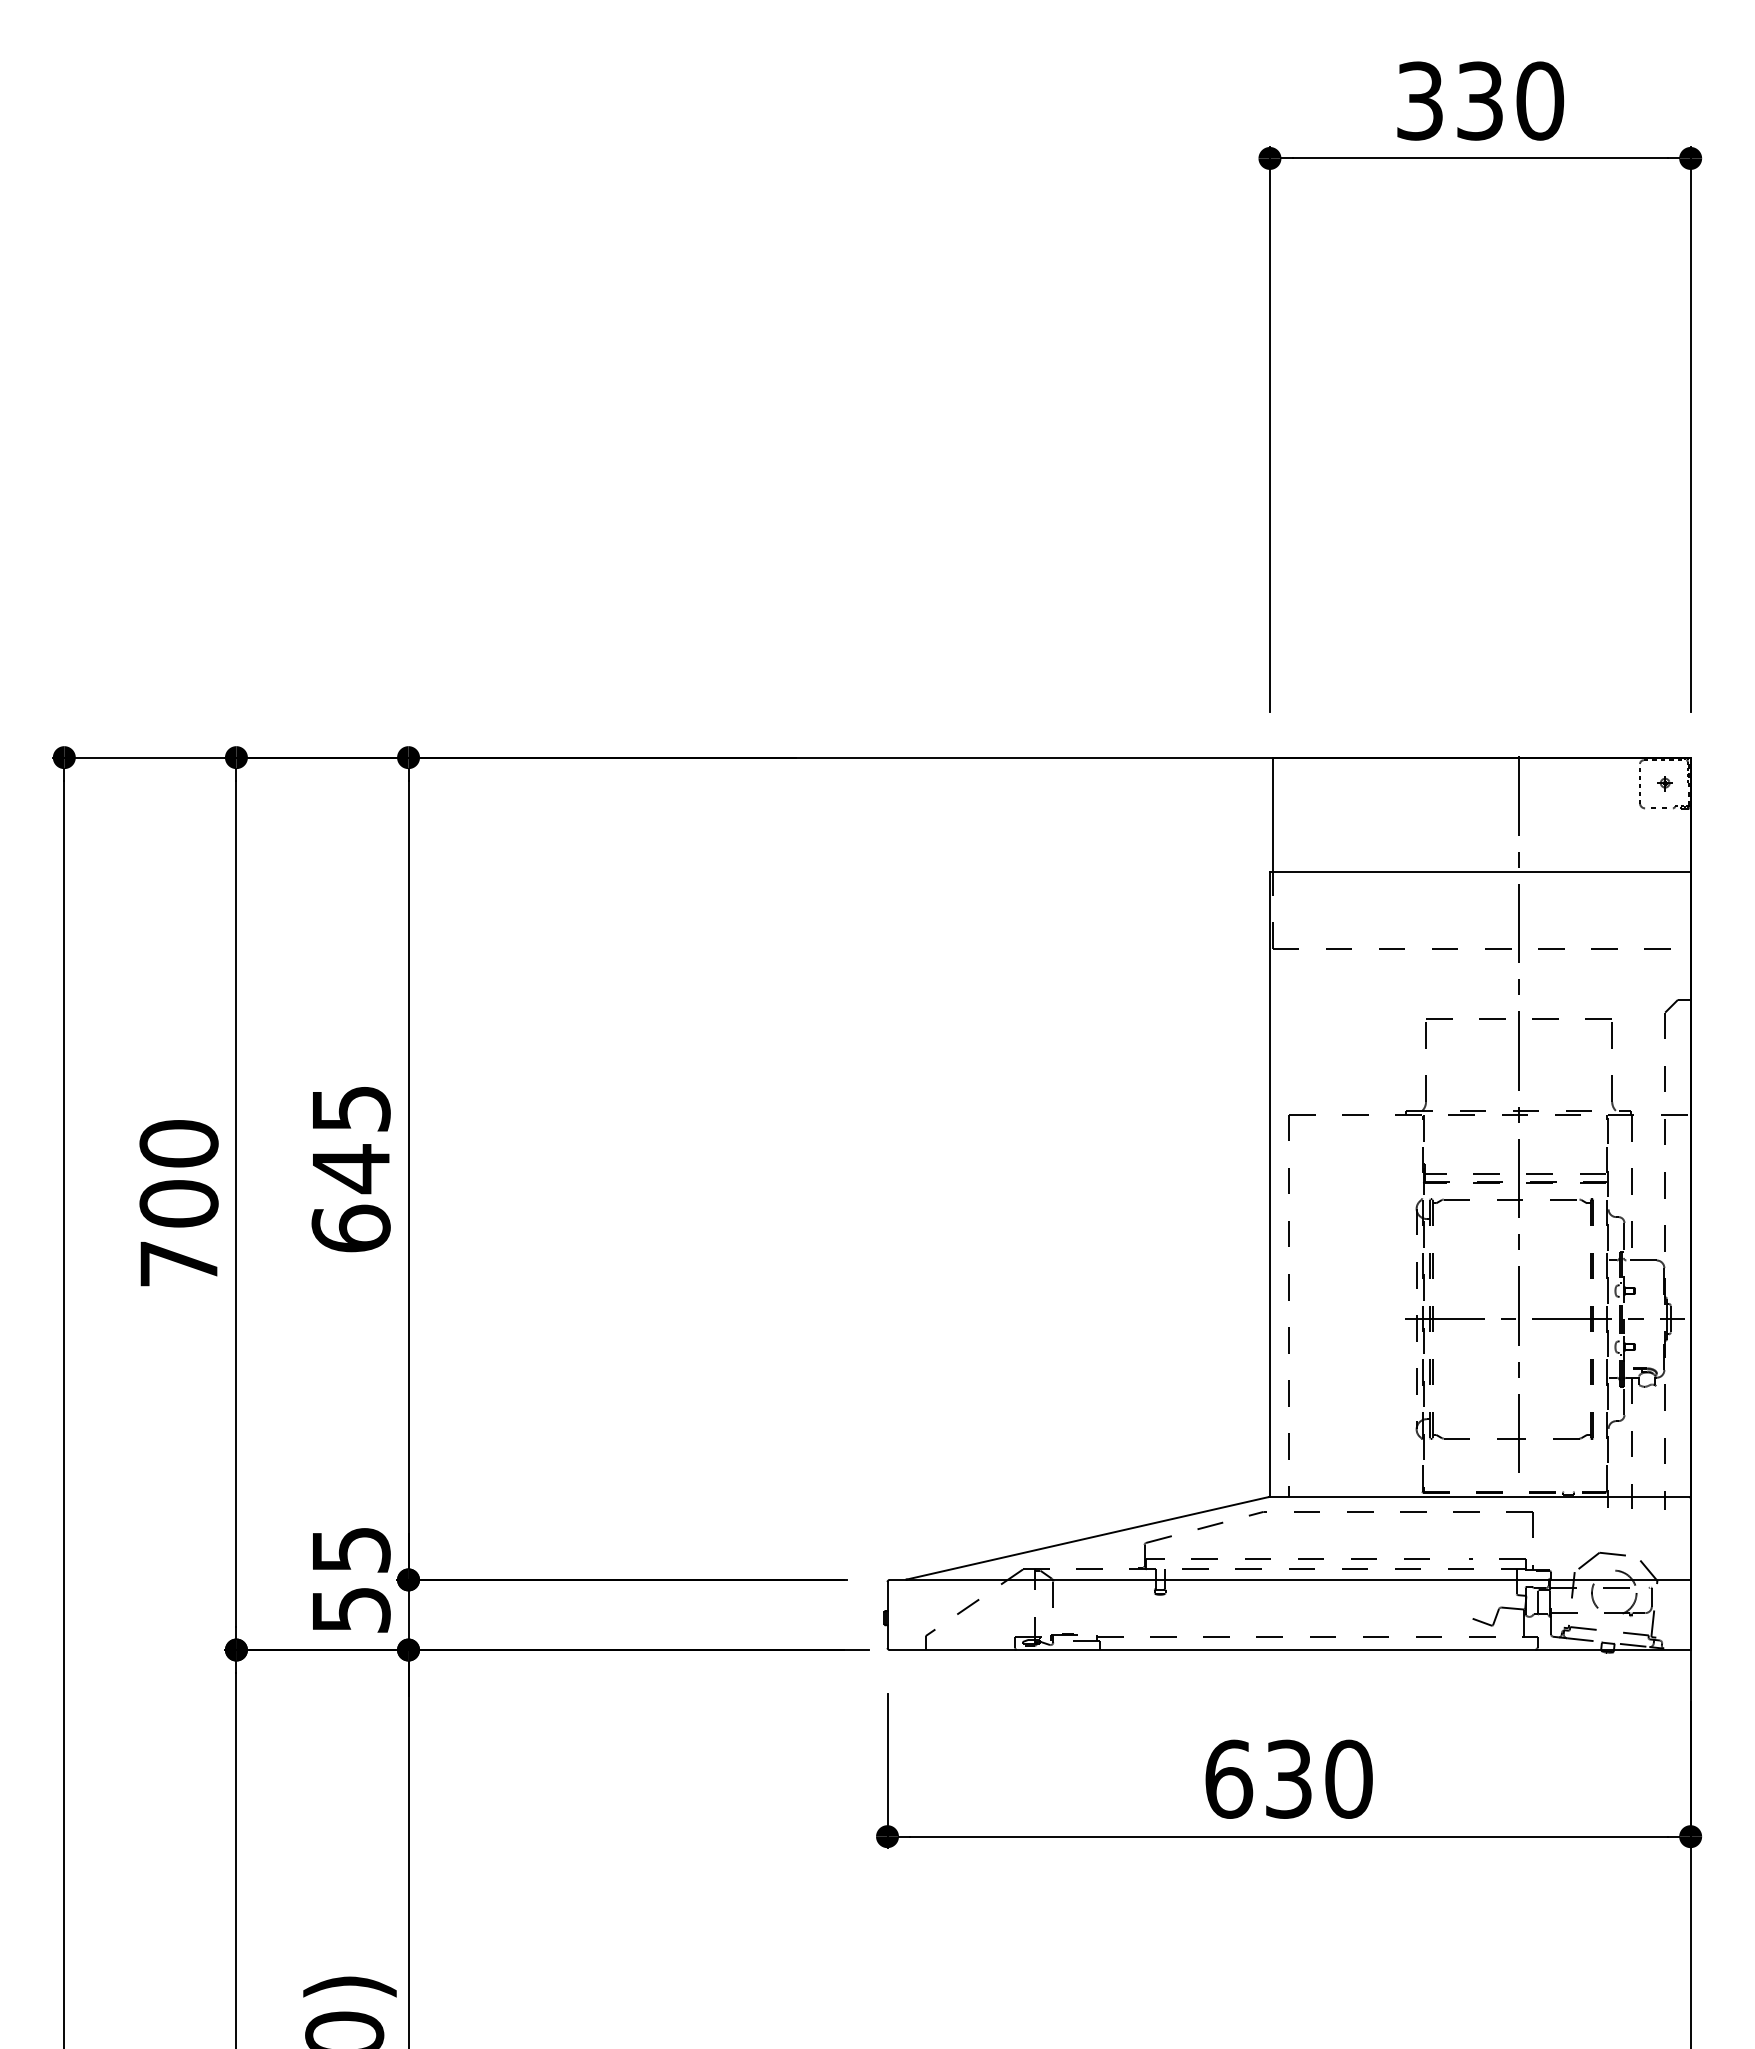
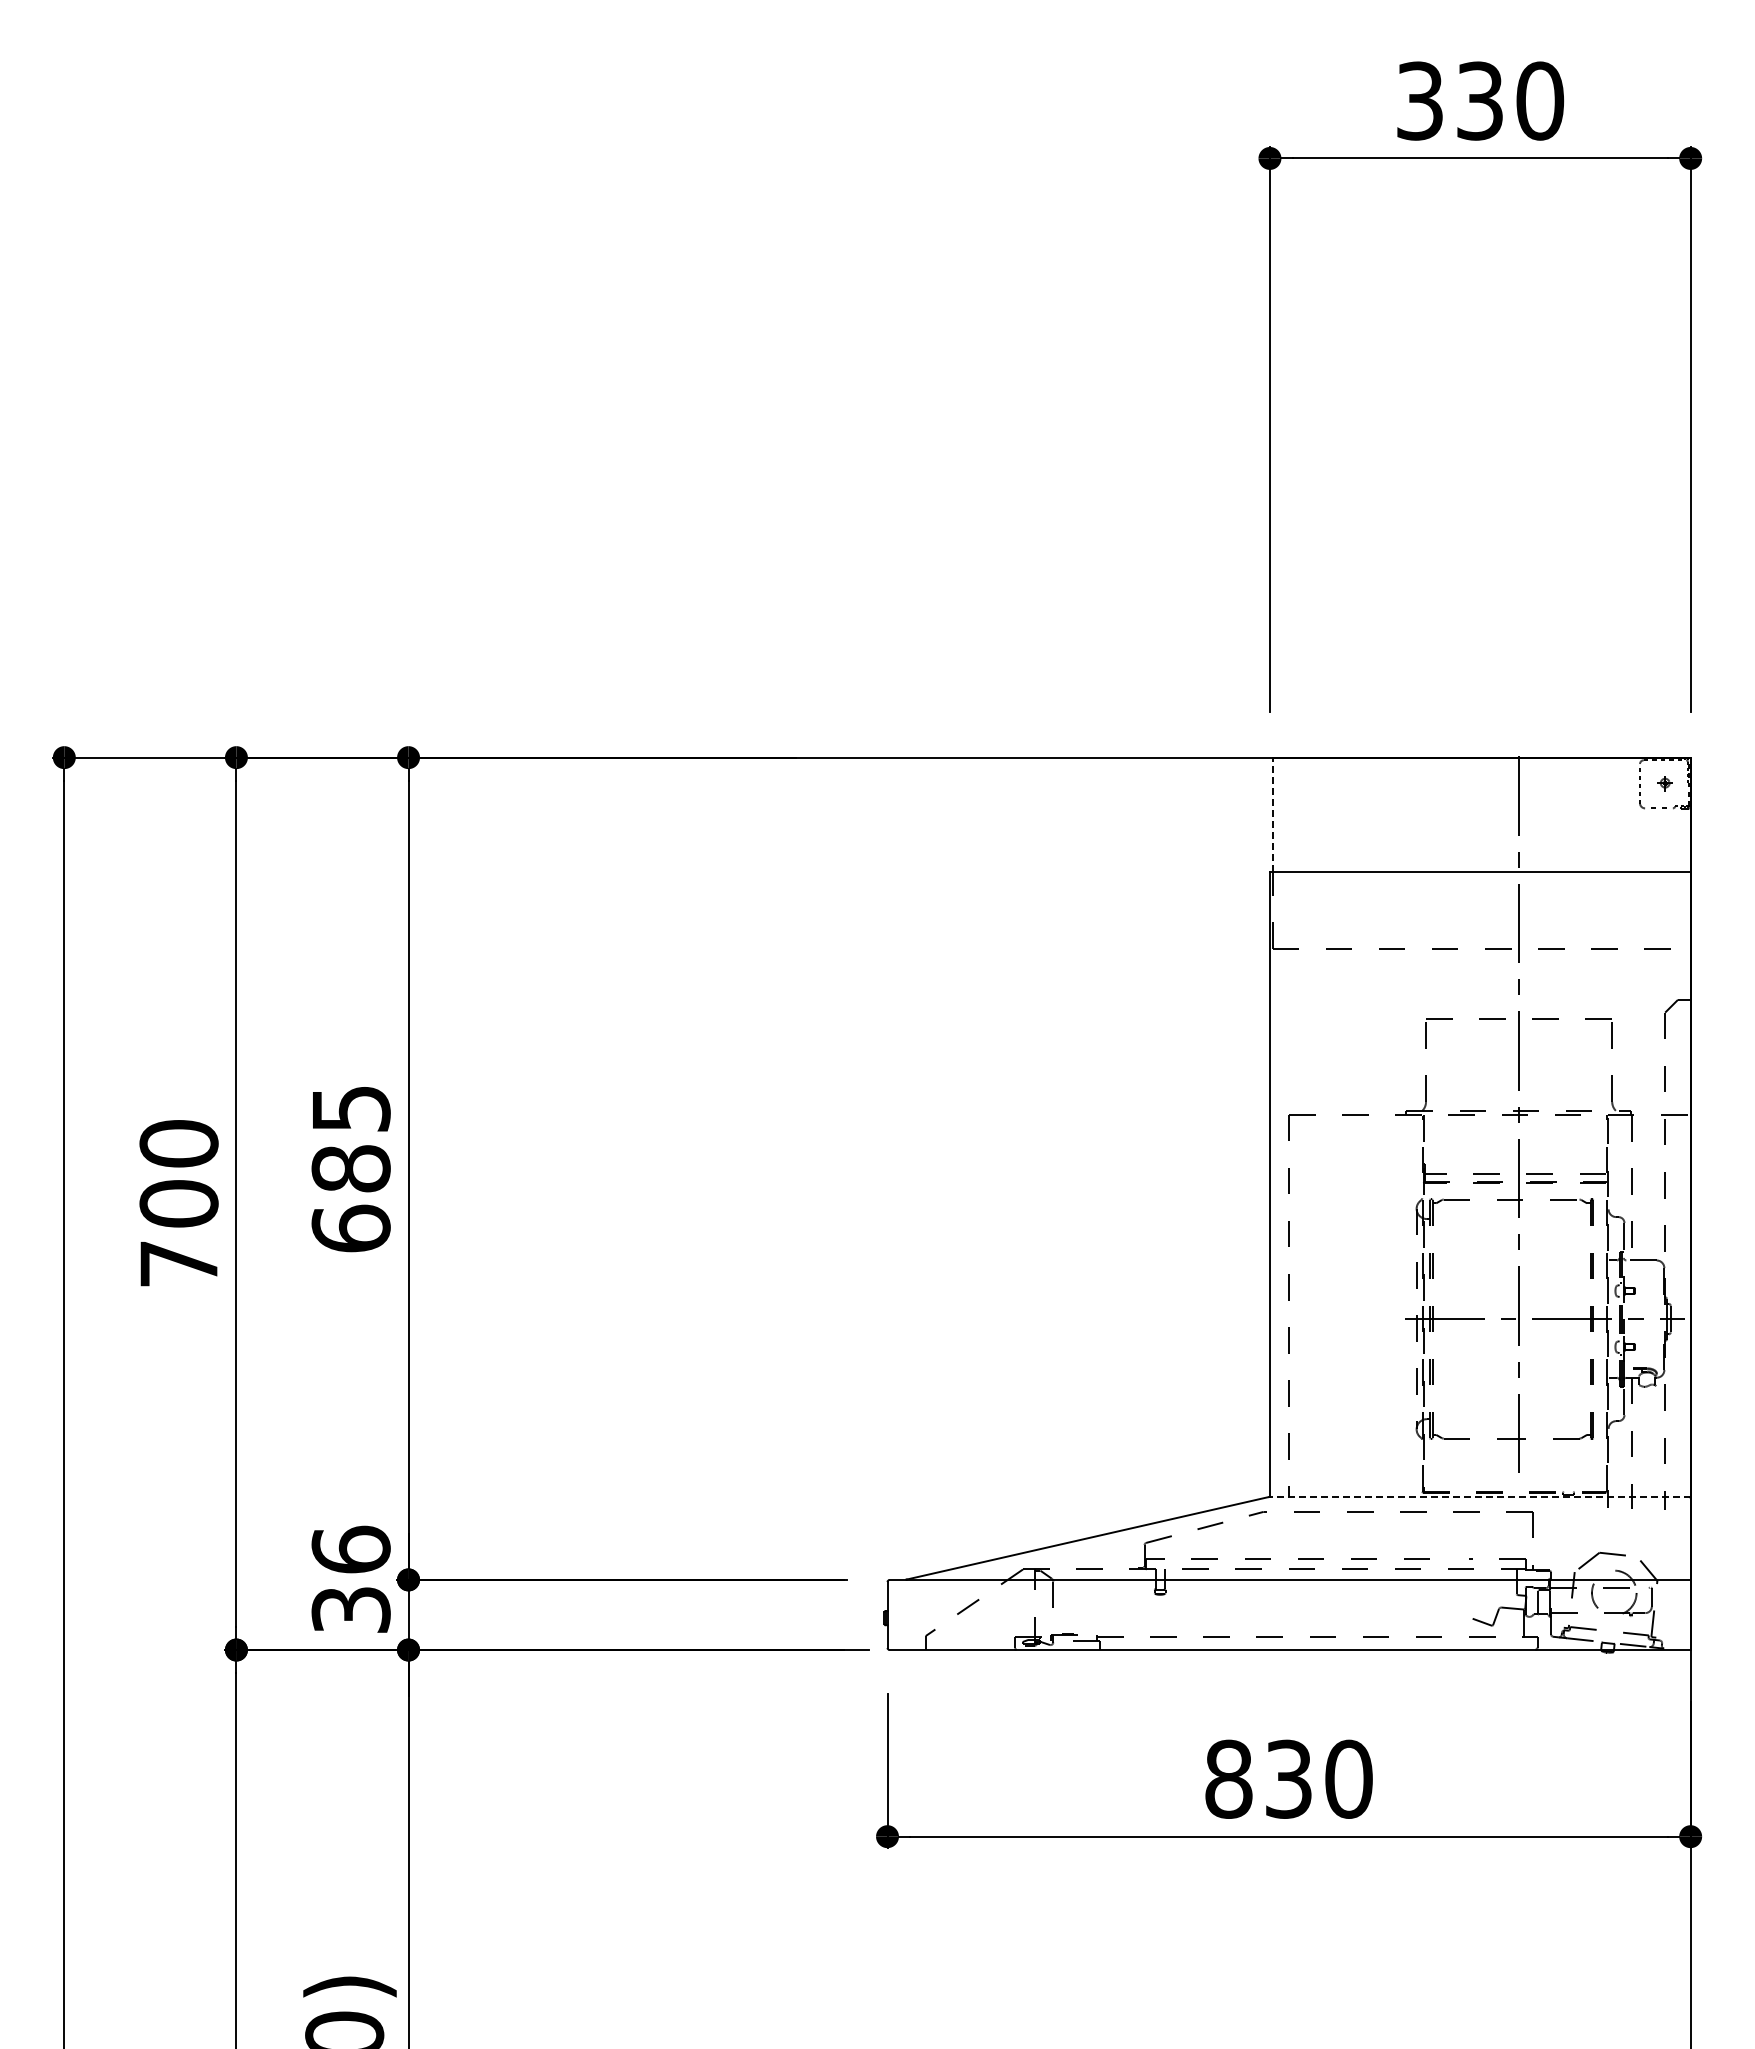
line: solid -> dashed (1272, 814)
text: 645 -> 685 (350, 1169)
line: solid -> dashed (1479, 1497)
text: 55 -> 36 (350, 1578)
text: 630 -> 830 (1229, 1778)
